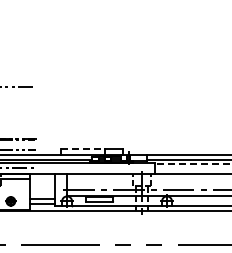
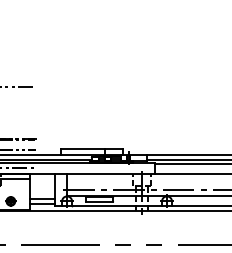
line: dashed -> solid (82, 148)
line: dashed -> solid (192, 164)
